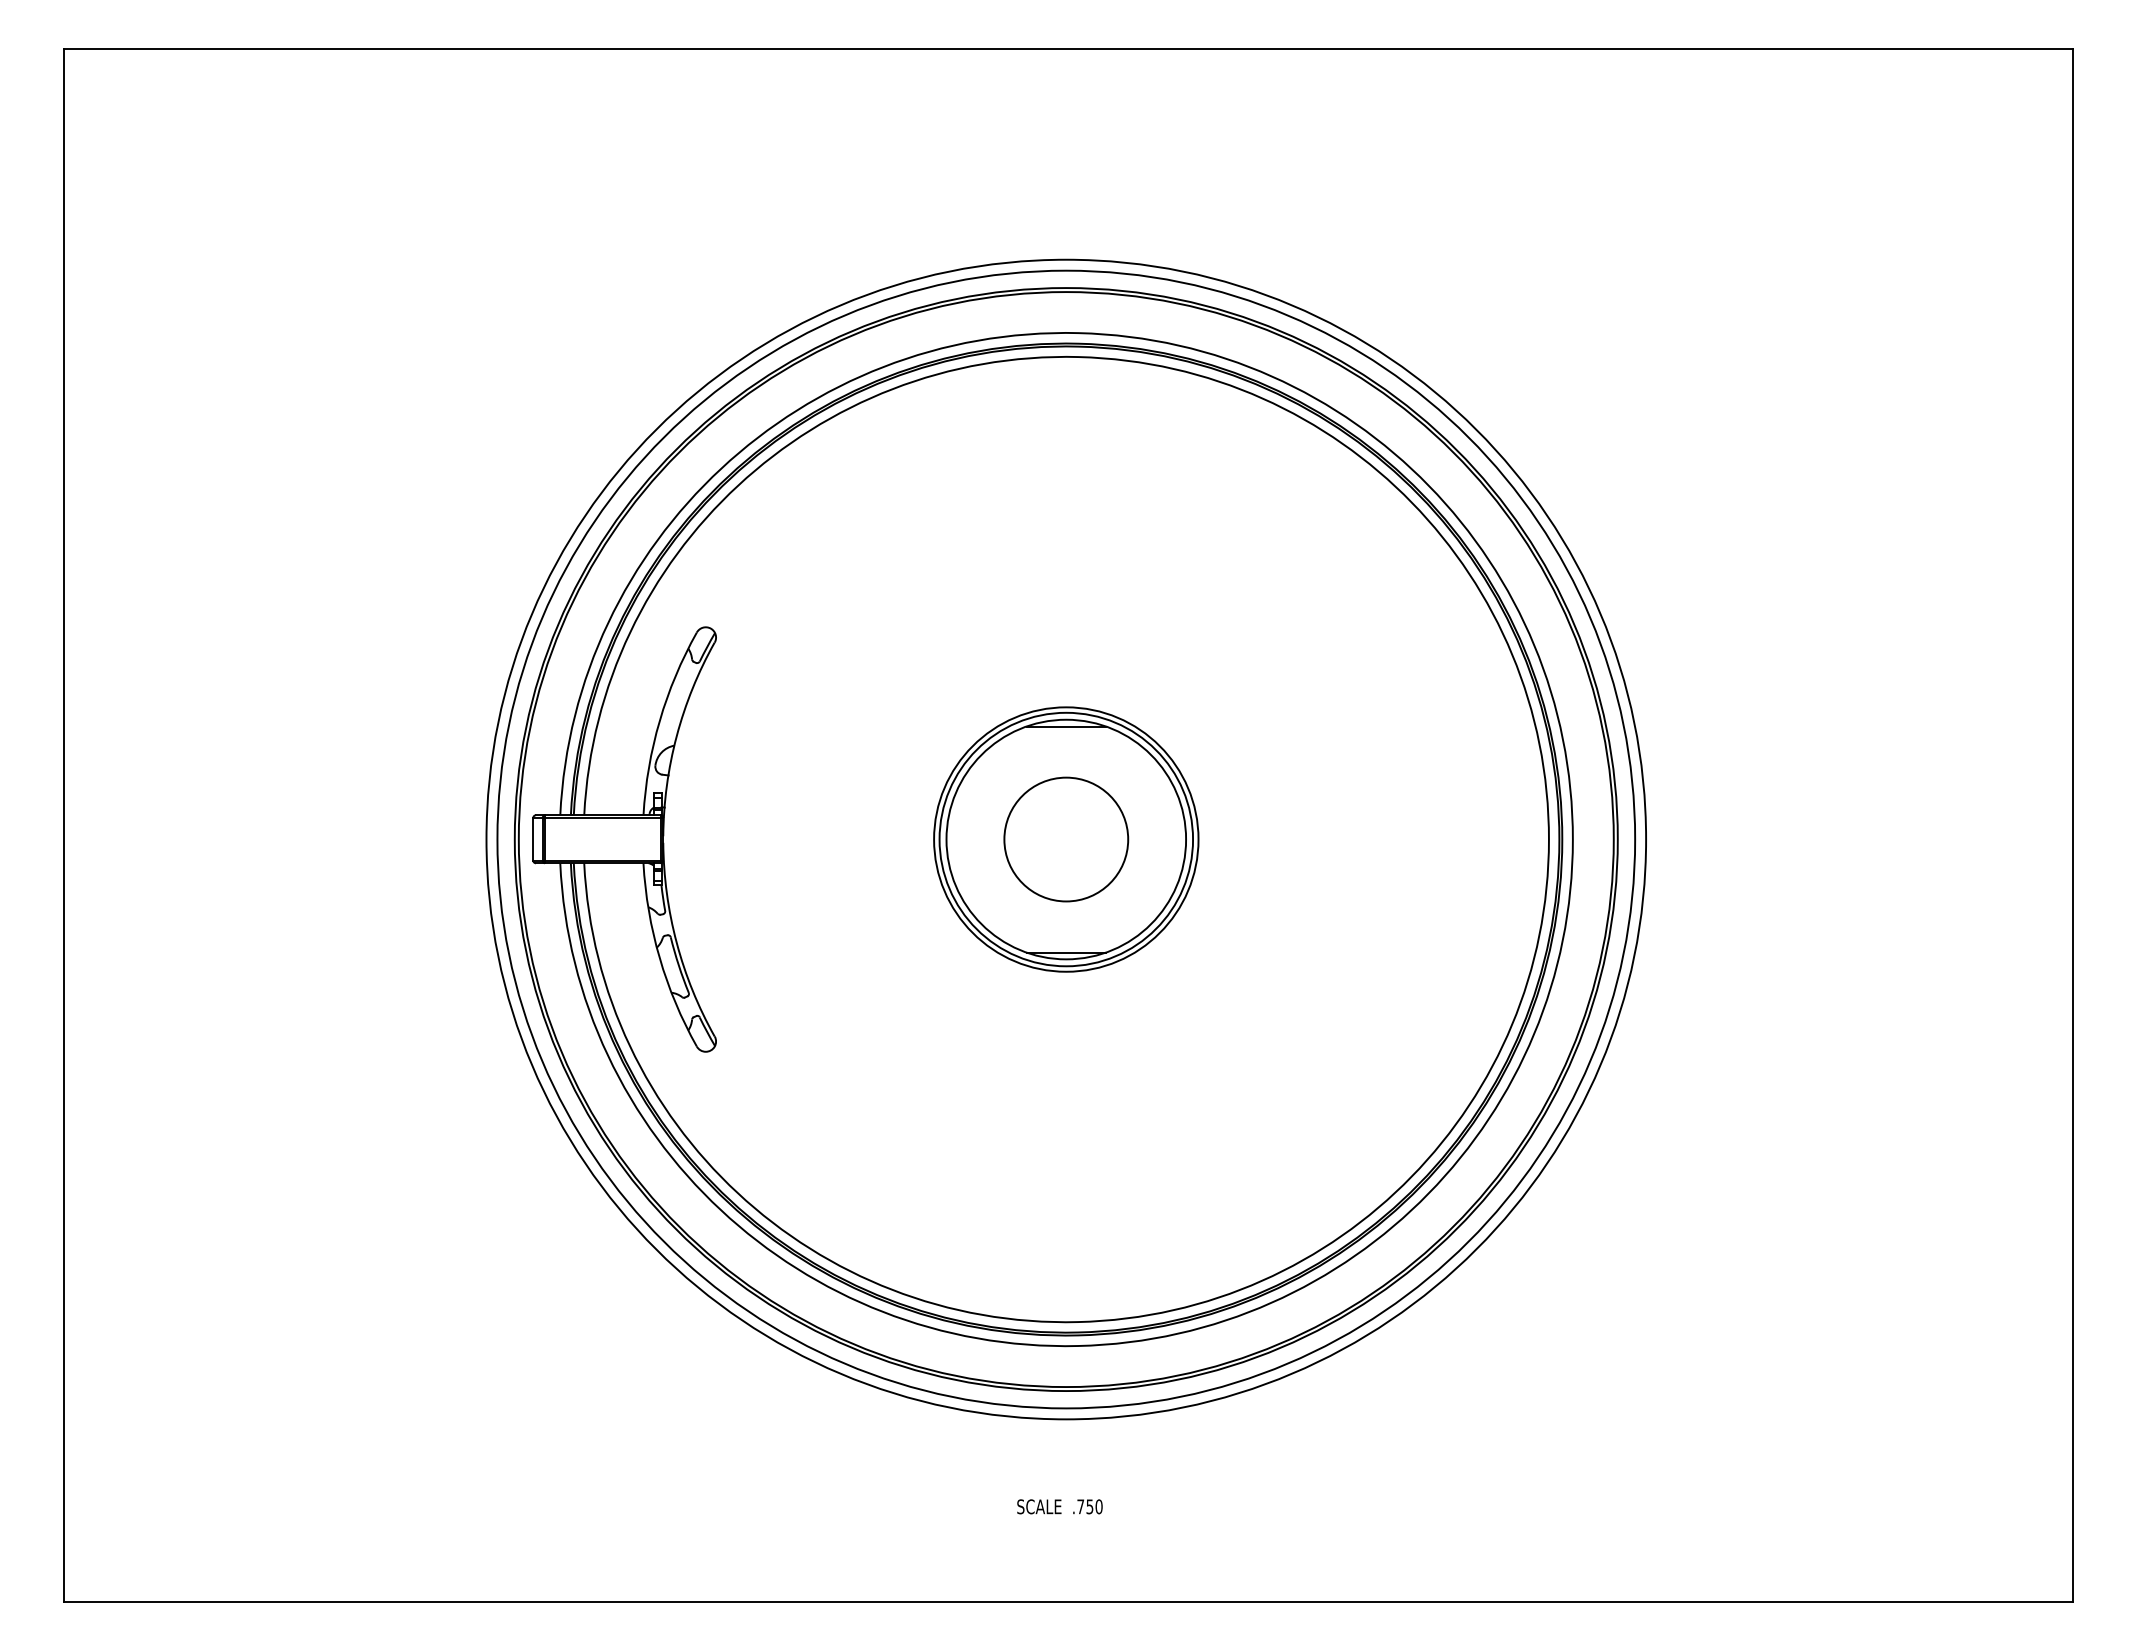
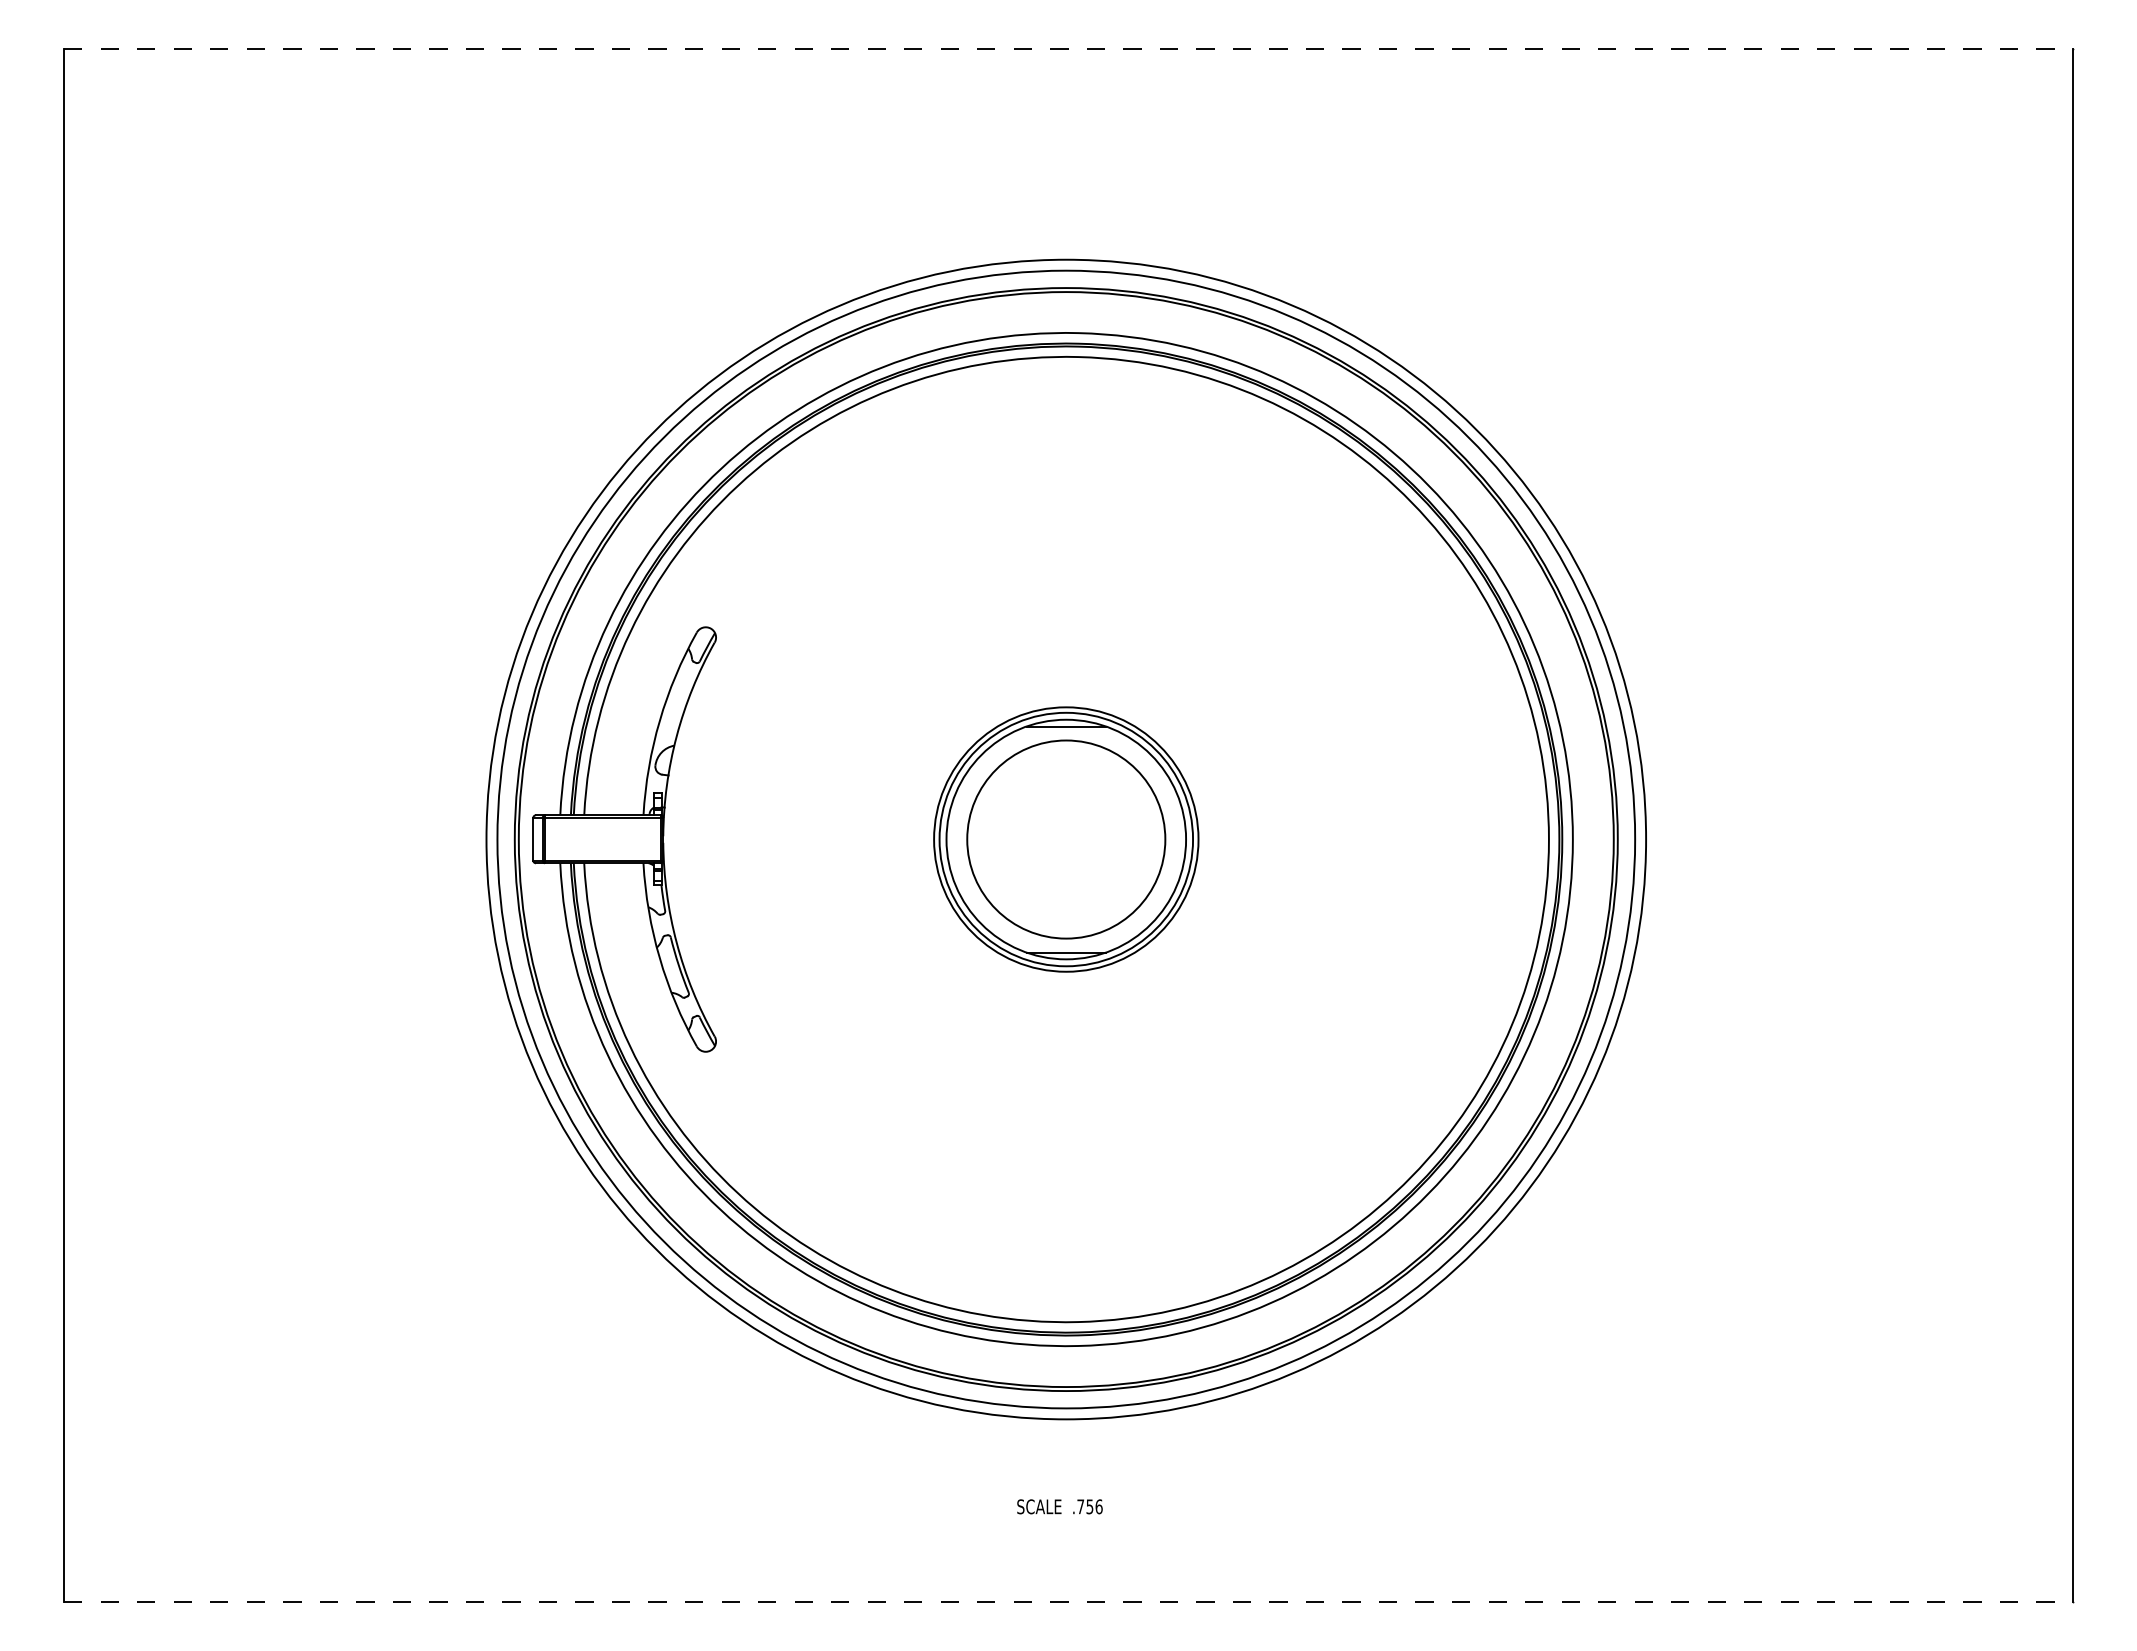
line: solid -> dashed (1068, 49)
circle diameter: 124 px -> 198 px (1066, 839)
text: .750 -> .756 (1098, 1506)
line: solid -> dashed (1068, 1601)
